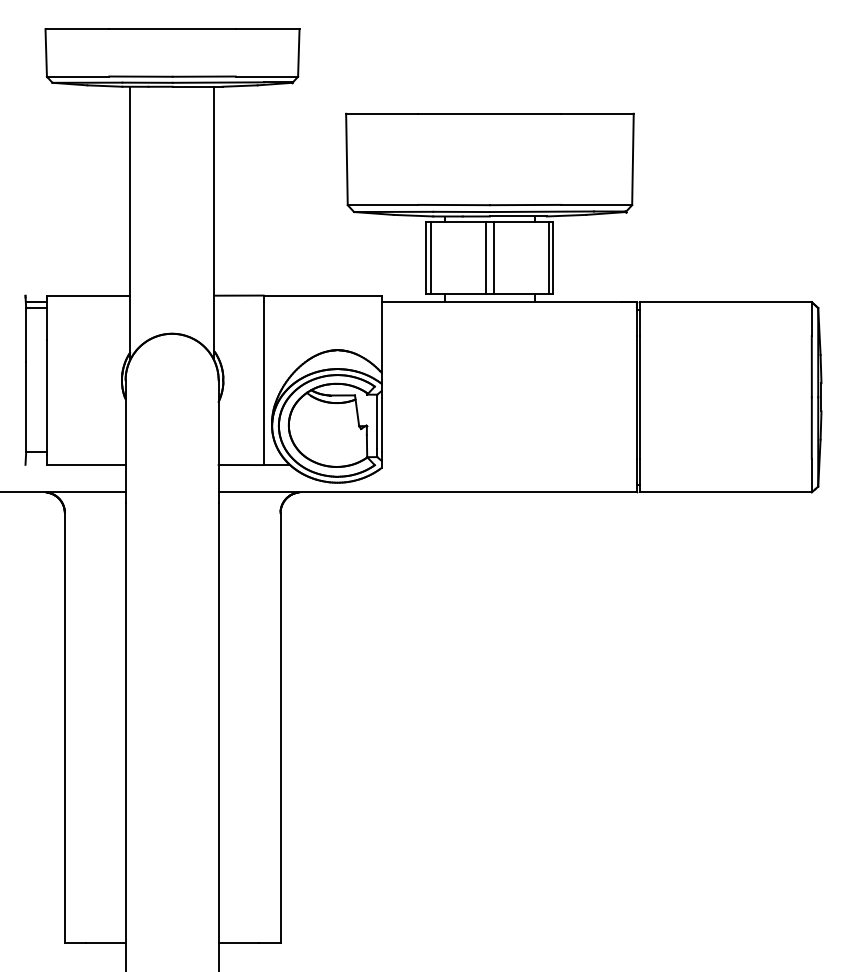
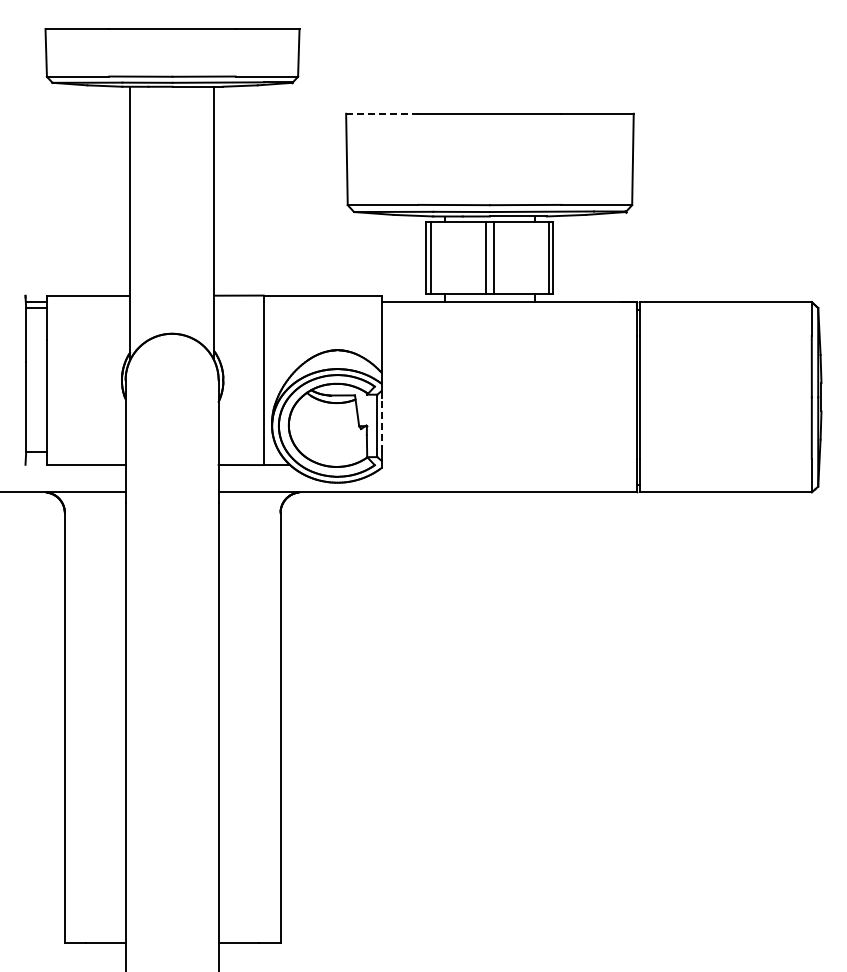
line: solid -> dashed (382, 113)
line: solid -> dashed (381, 424)
